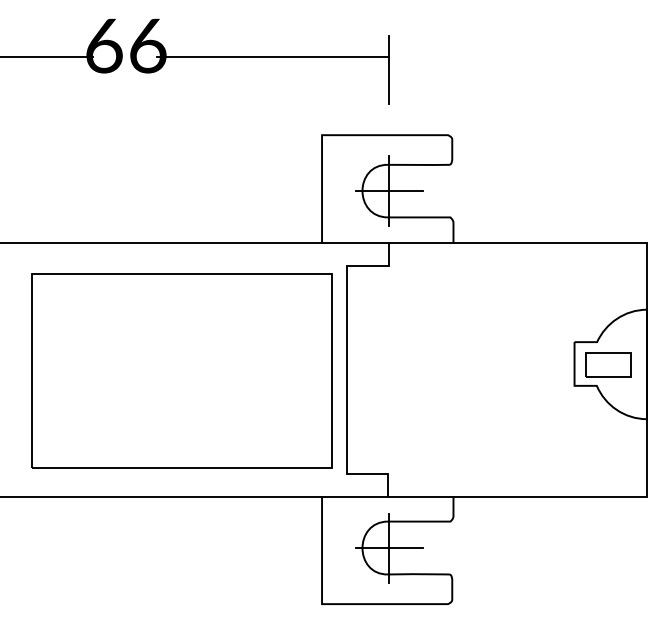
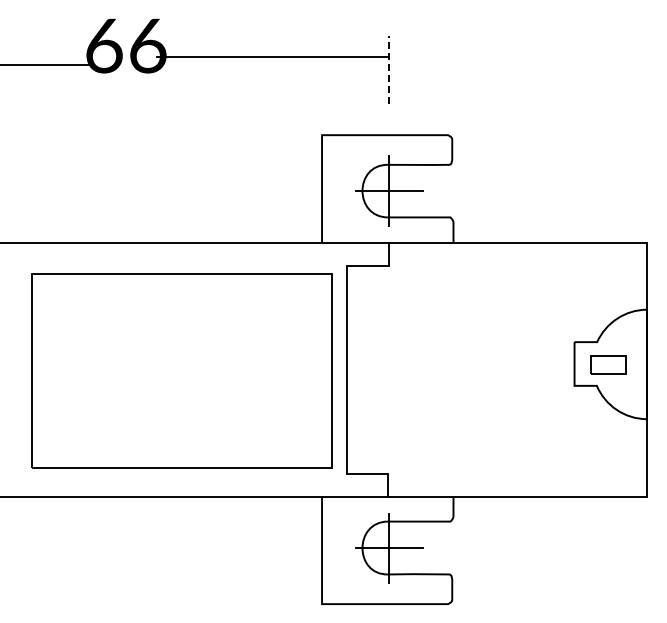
line position: (47, 56) -> (47, 64) (47, 64)
line: solid -> dashed (388, 69)
part size: 47x26 px -> 37x20 px (608, 364)
